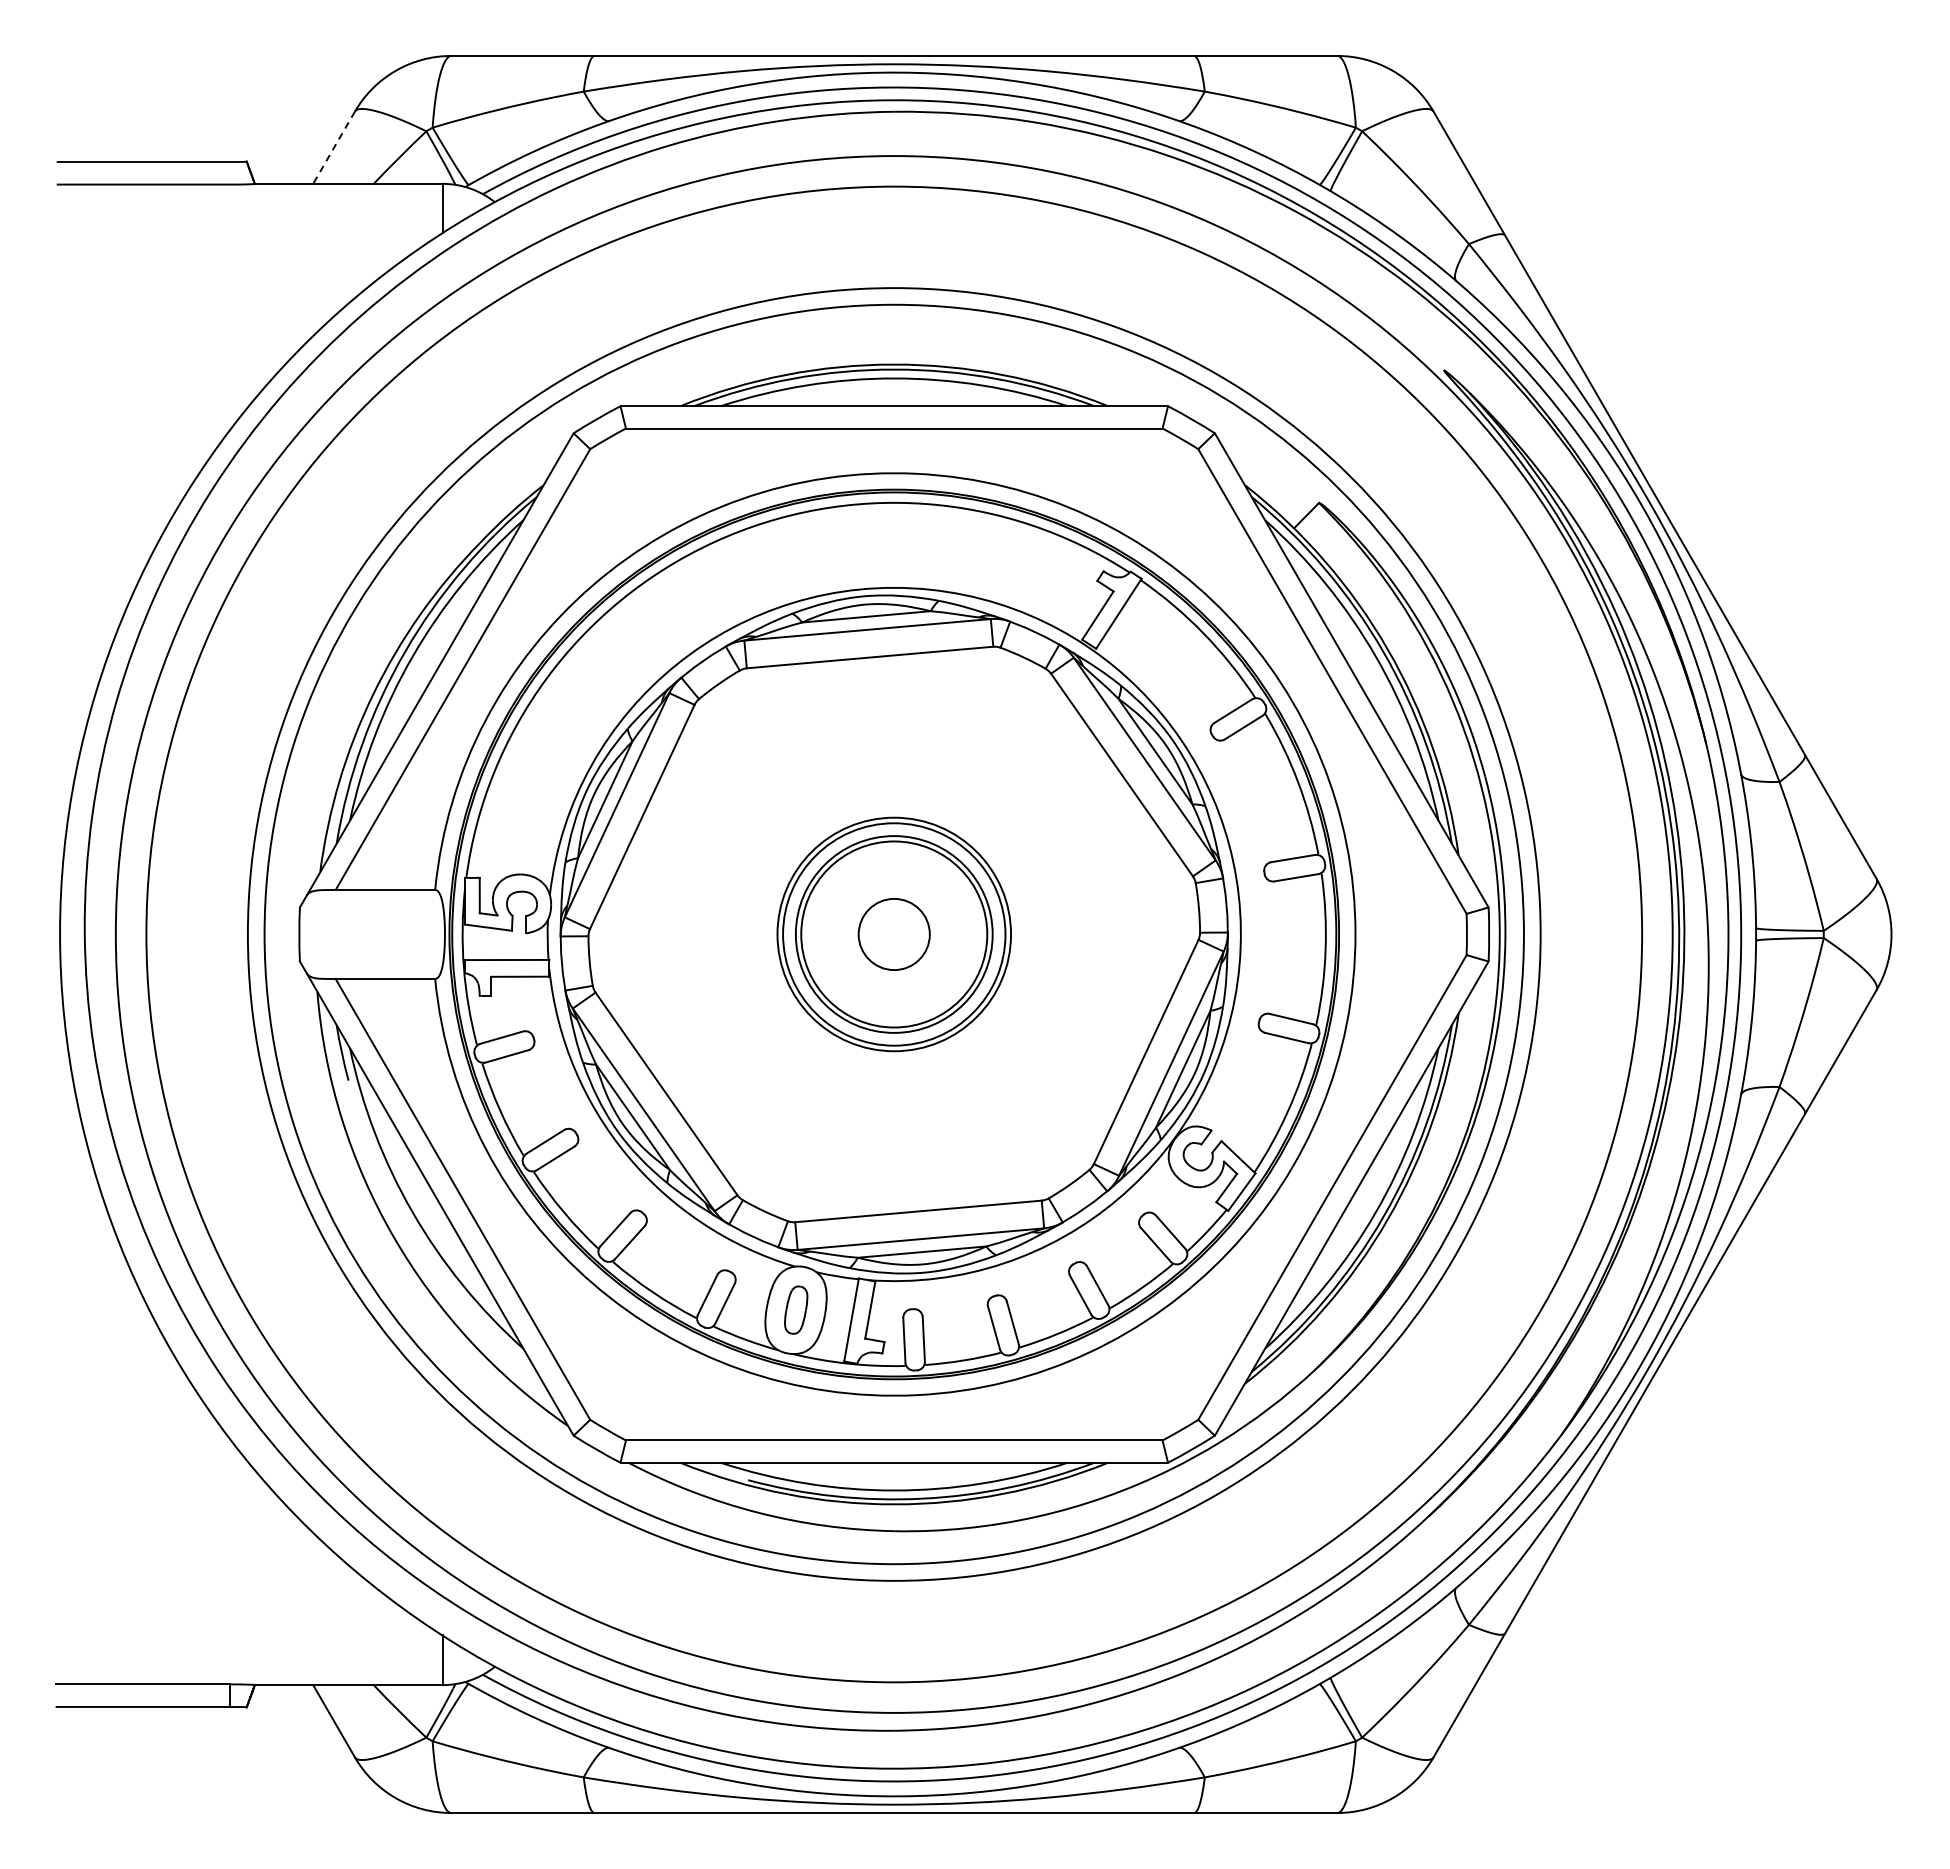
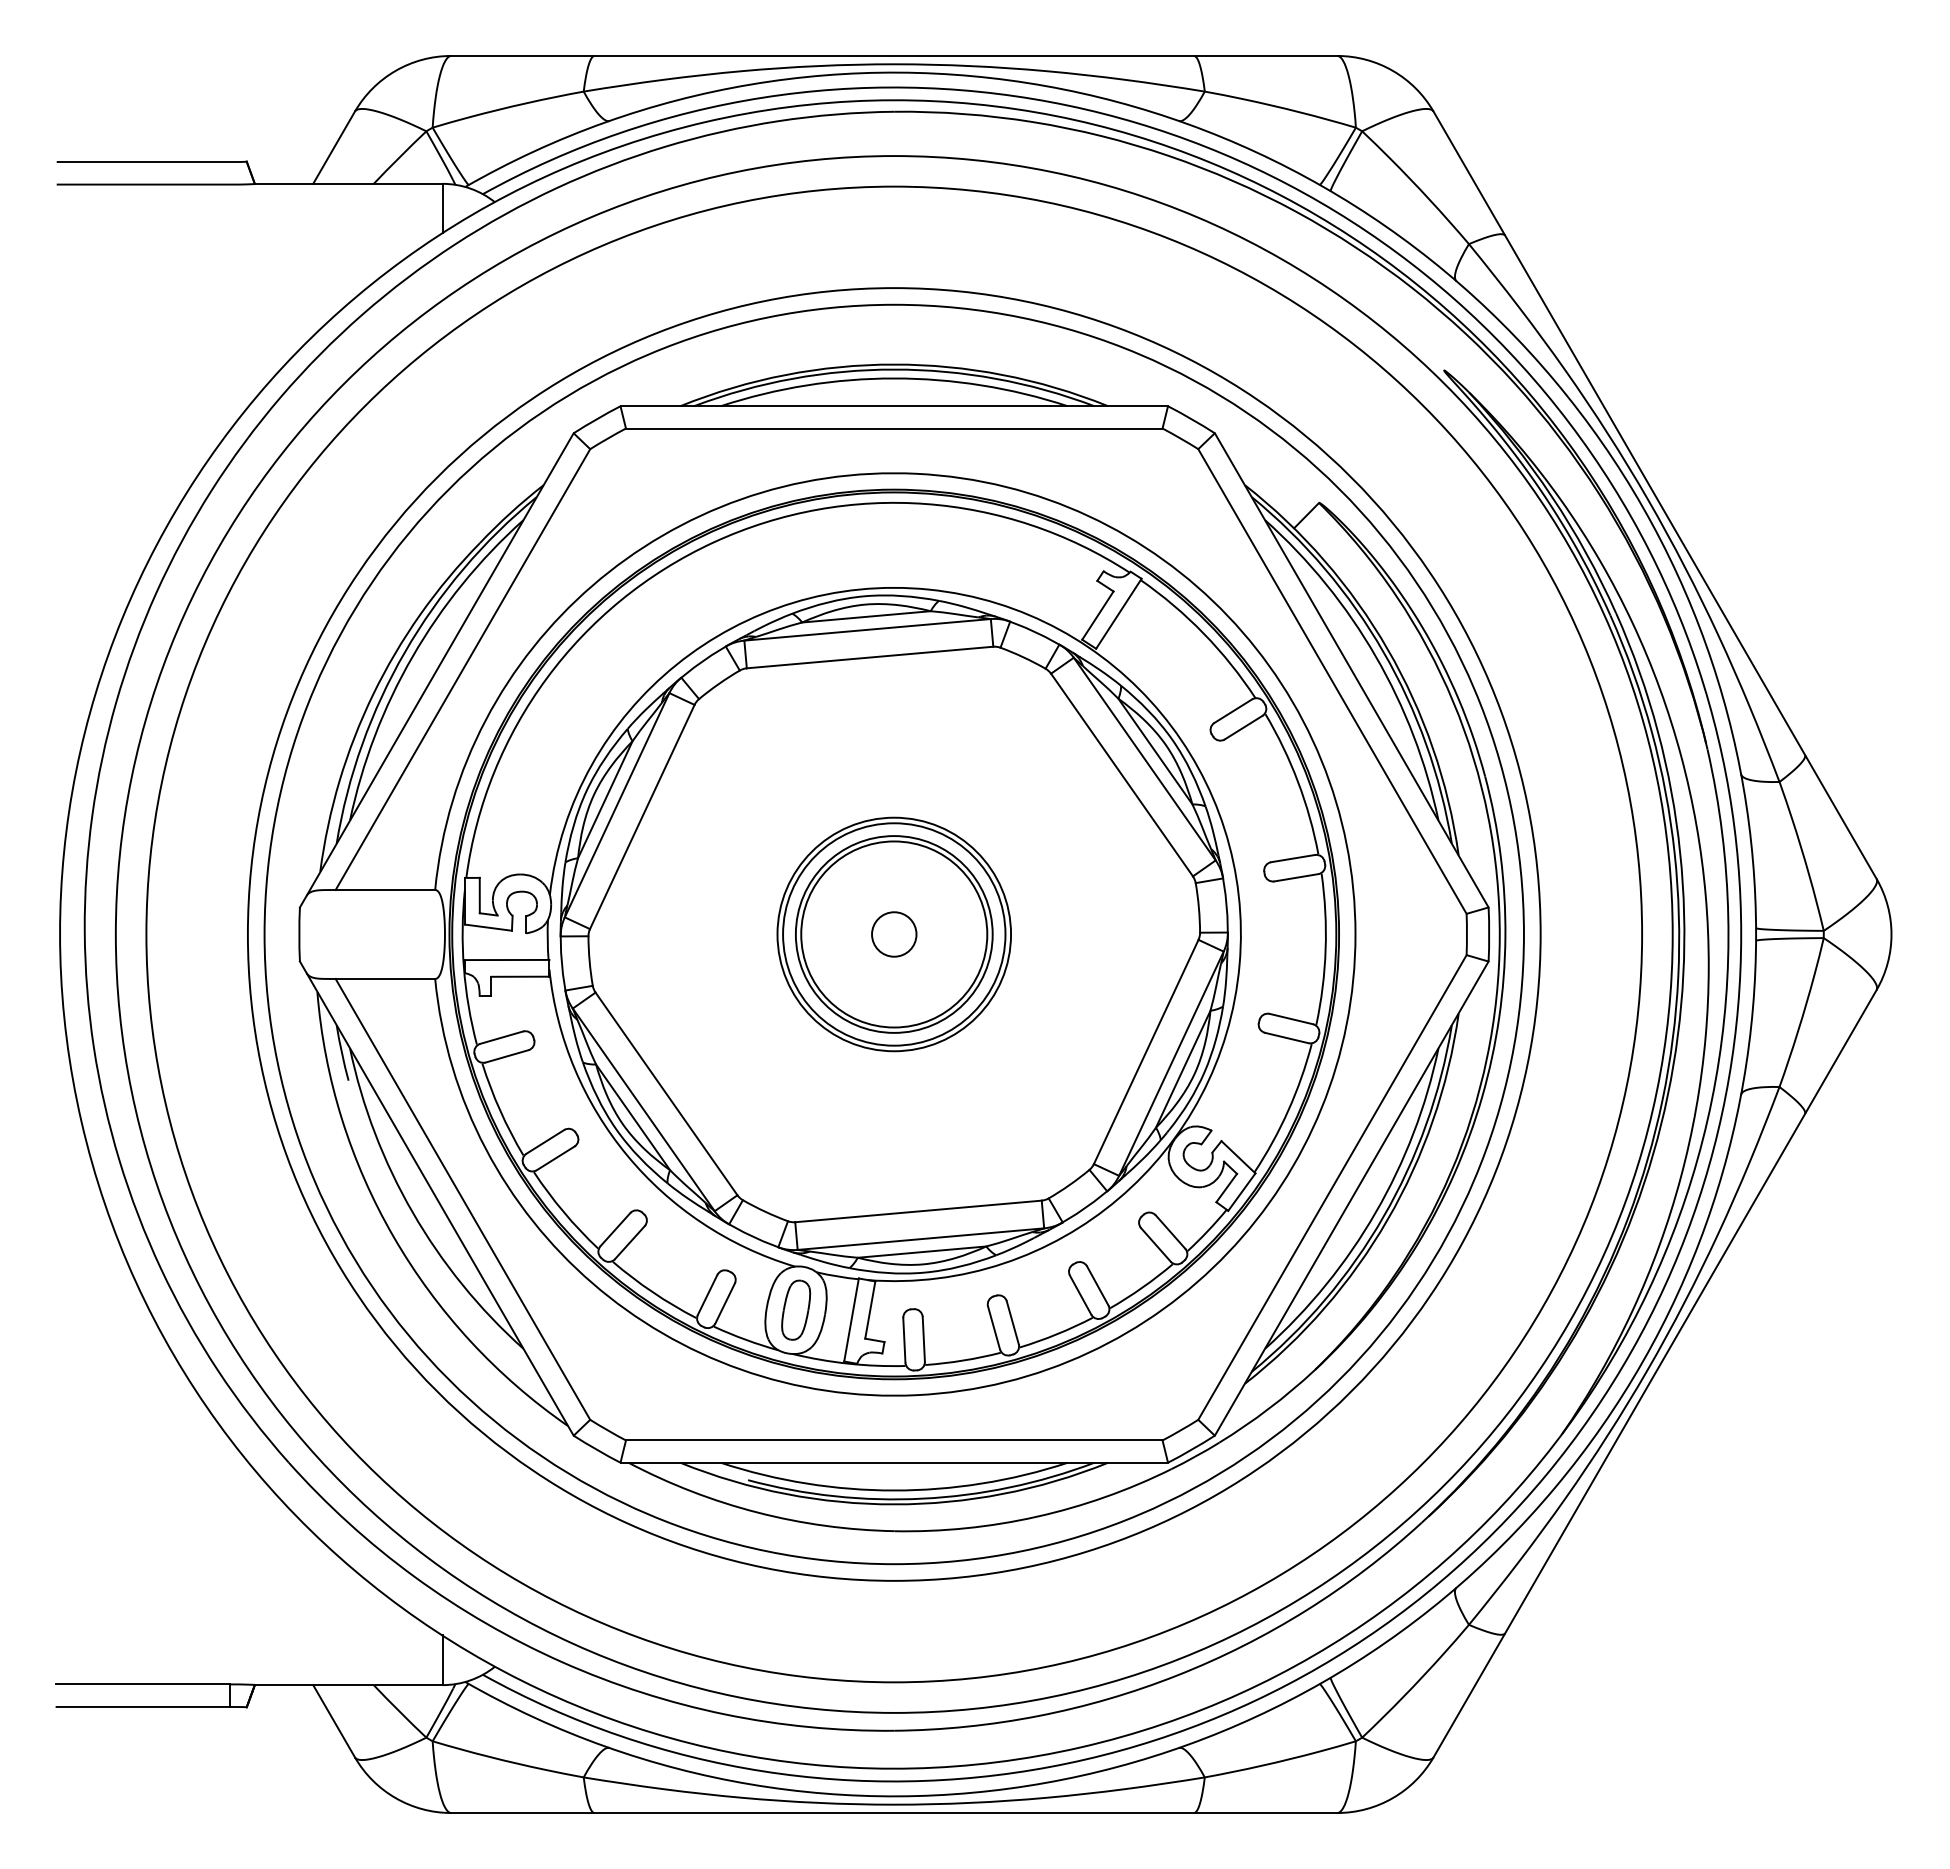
line: dashed -> solid (334, 147)
circle diameter: 71 px -> 44 px (894, 934)
part size: 25x50 px -> 31x62 px (796, 1309)
